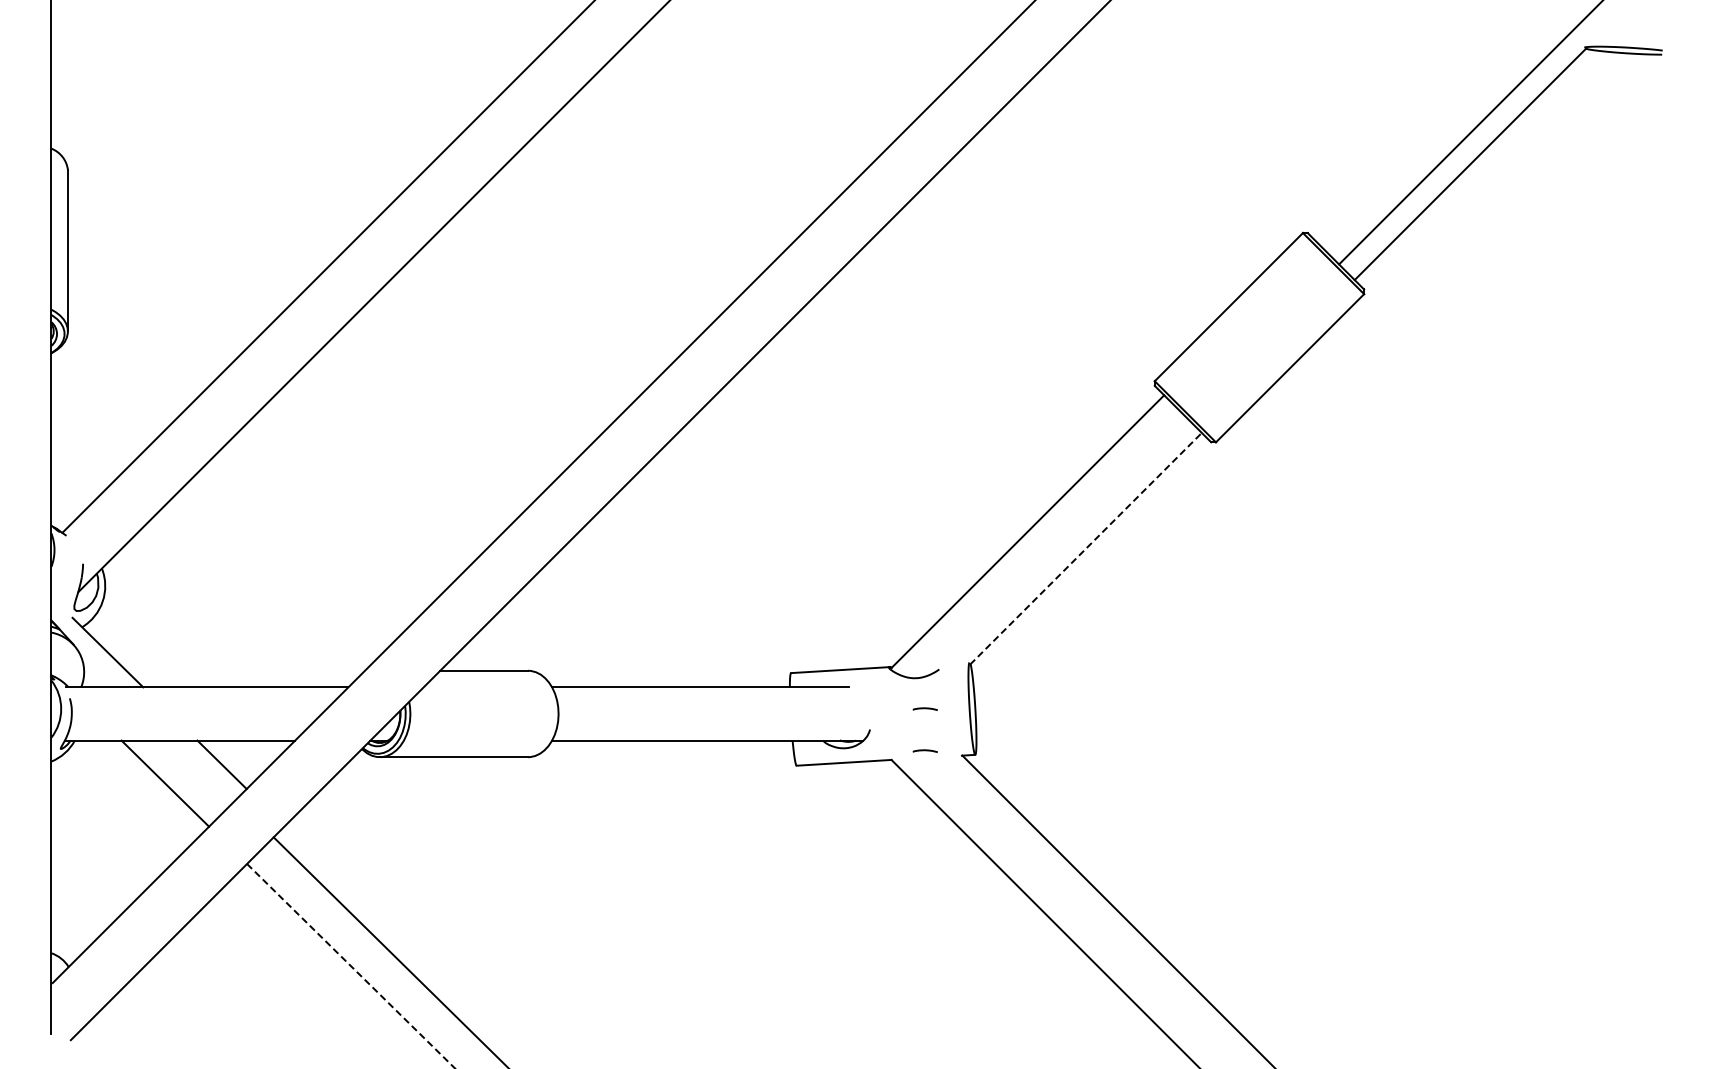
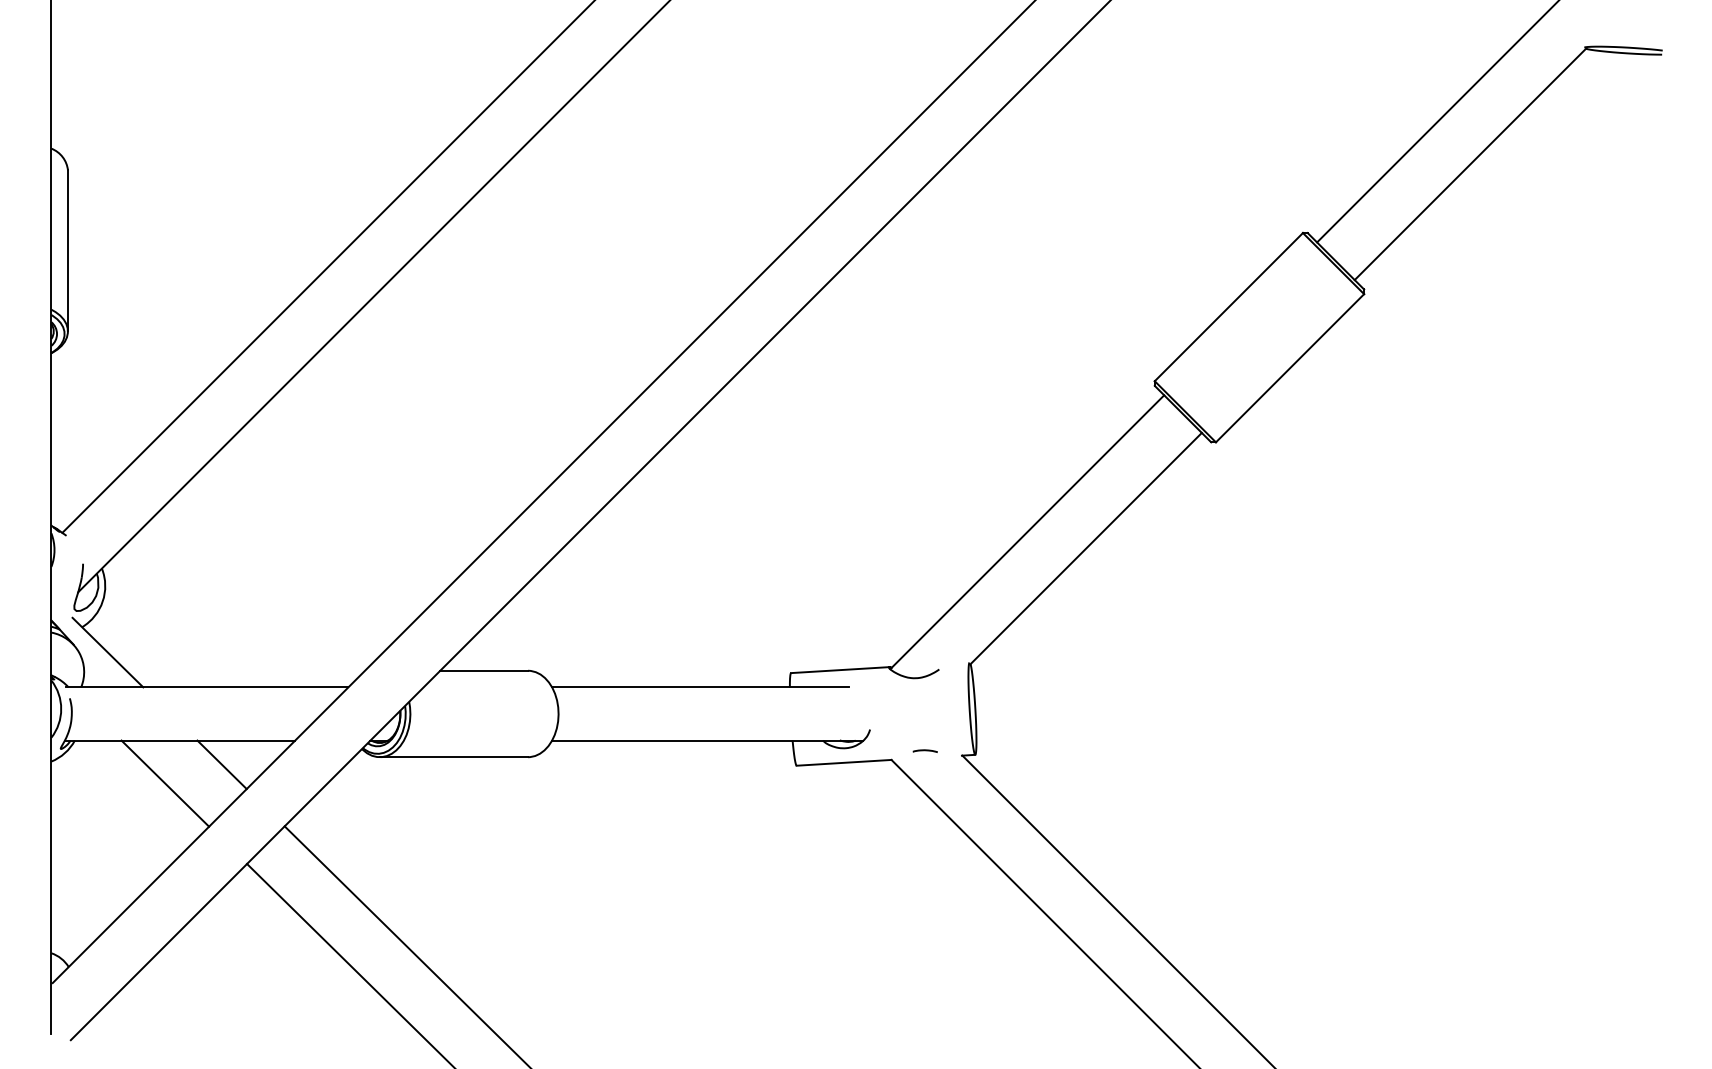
line position: (1469, 133) -> (1437, 122) (1437, 122)
line: dashed -> solid (1086, 548)
line: present -> none (924, 708)
line position: (389, 951) -> (406, 945) (406, 945)
line: dashed -> solid (351, 966)
